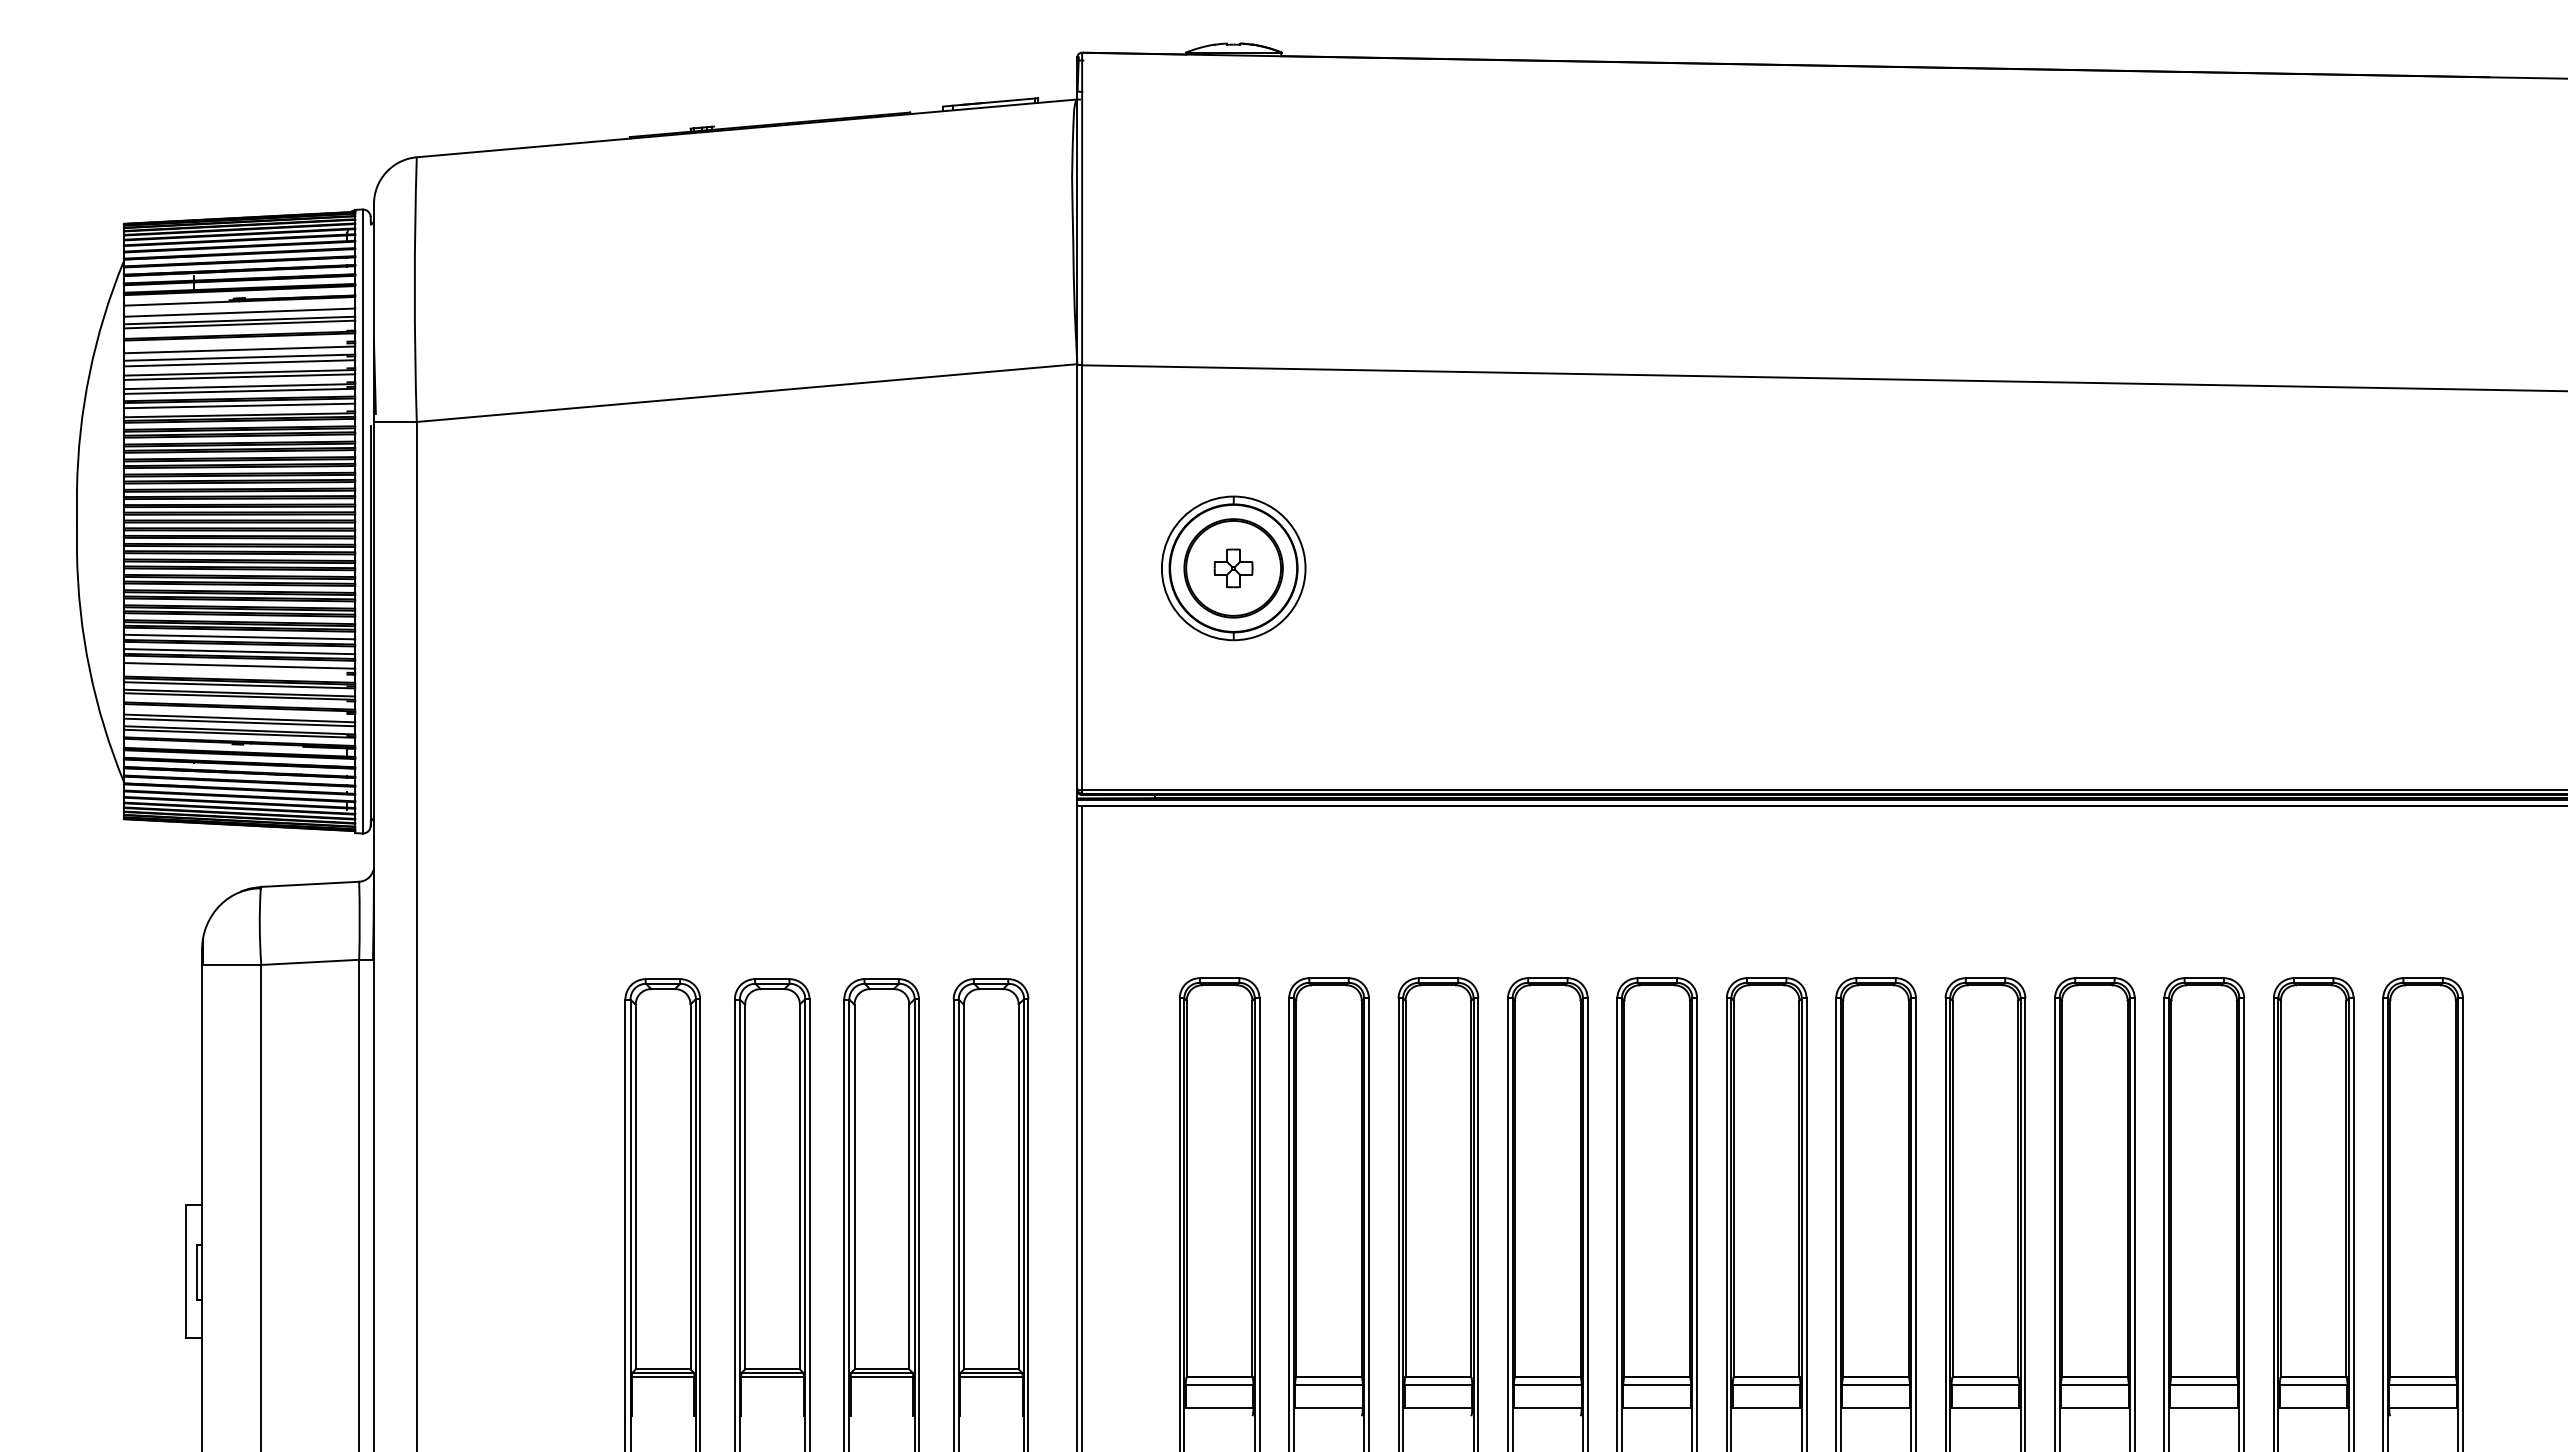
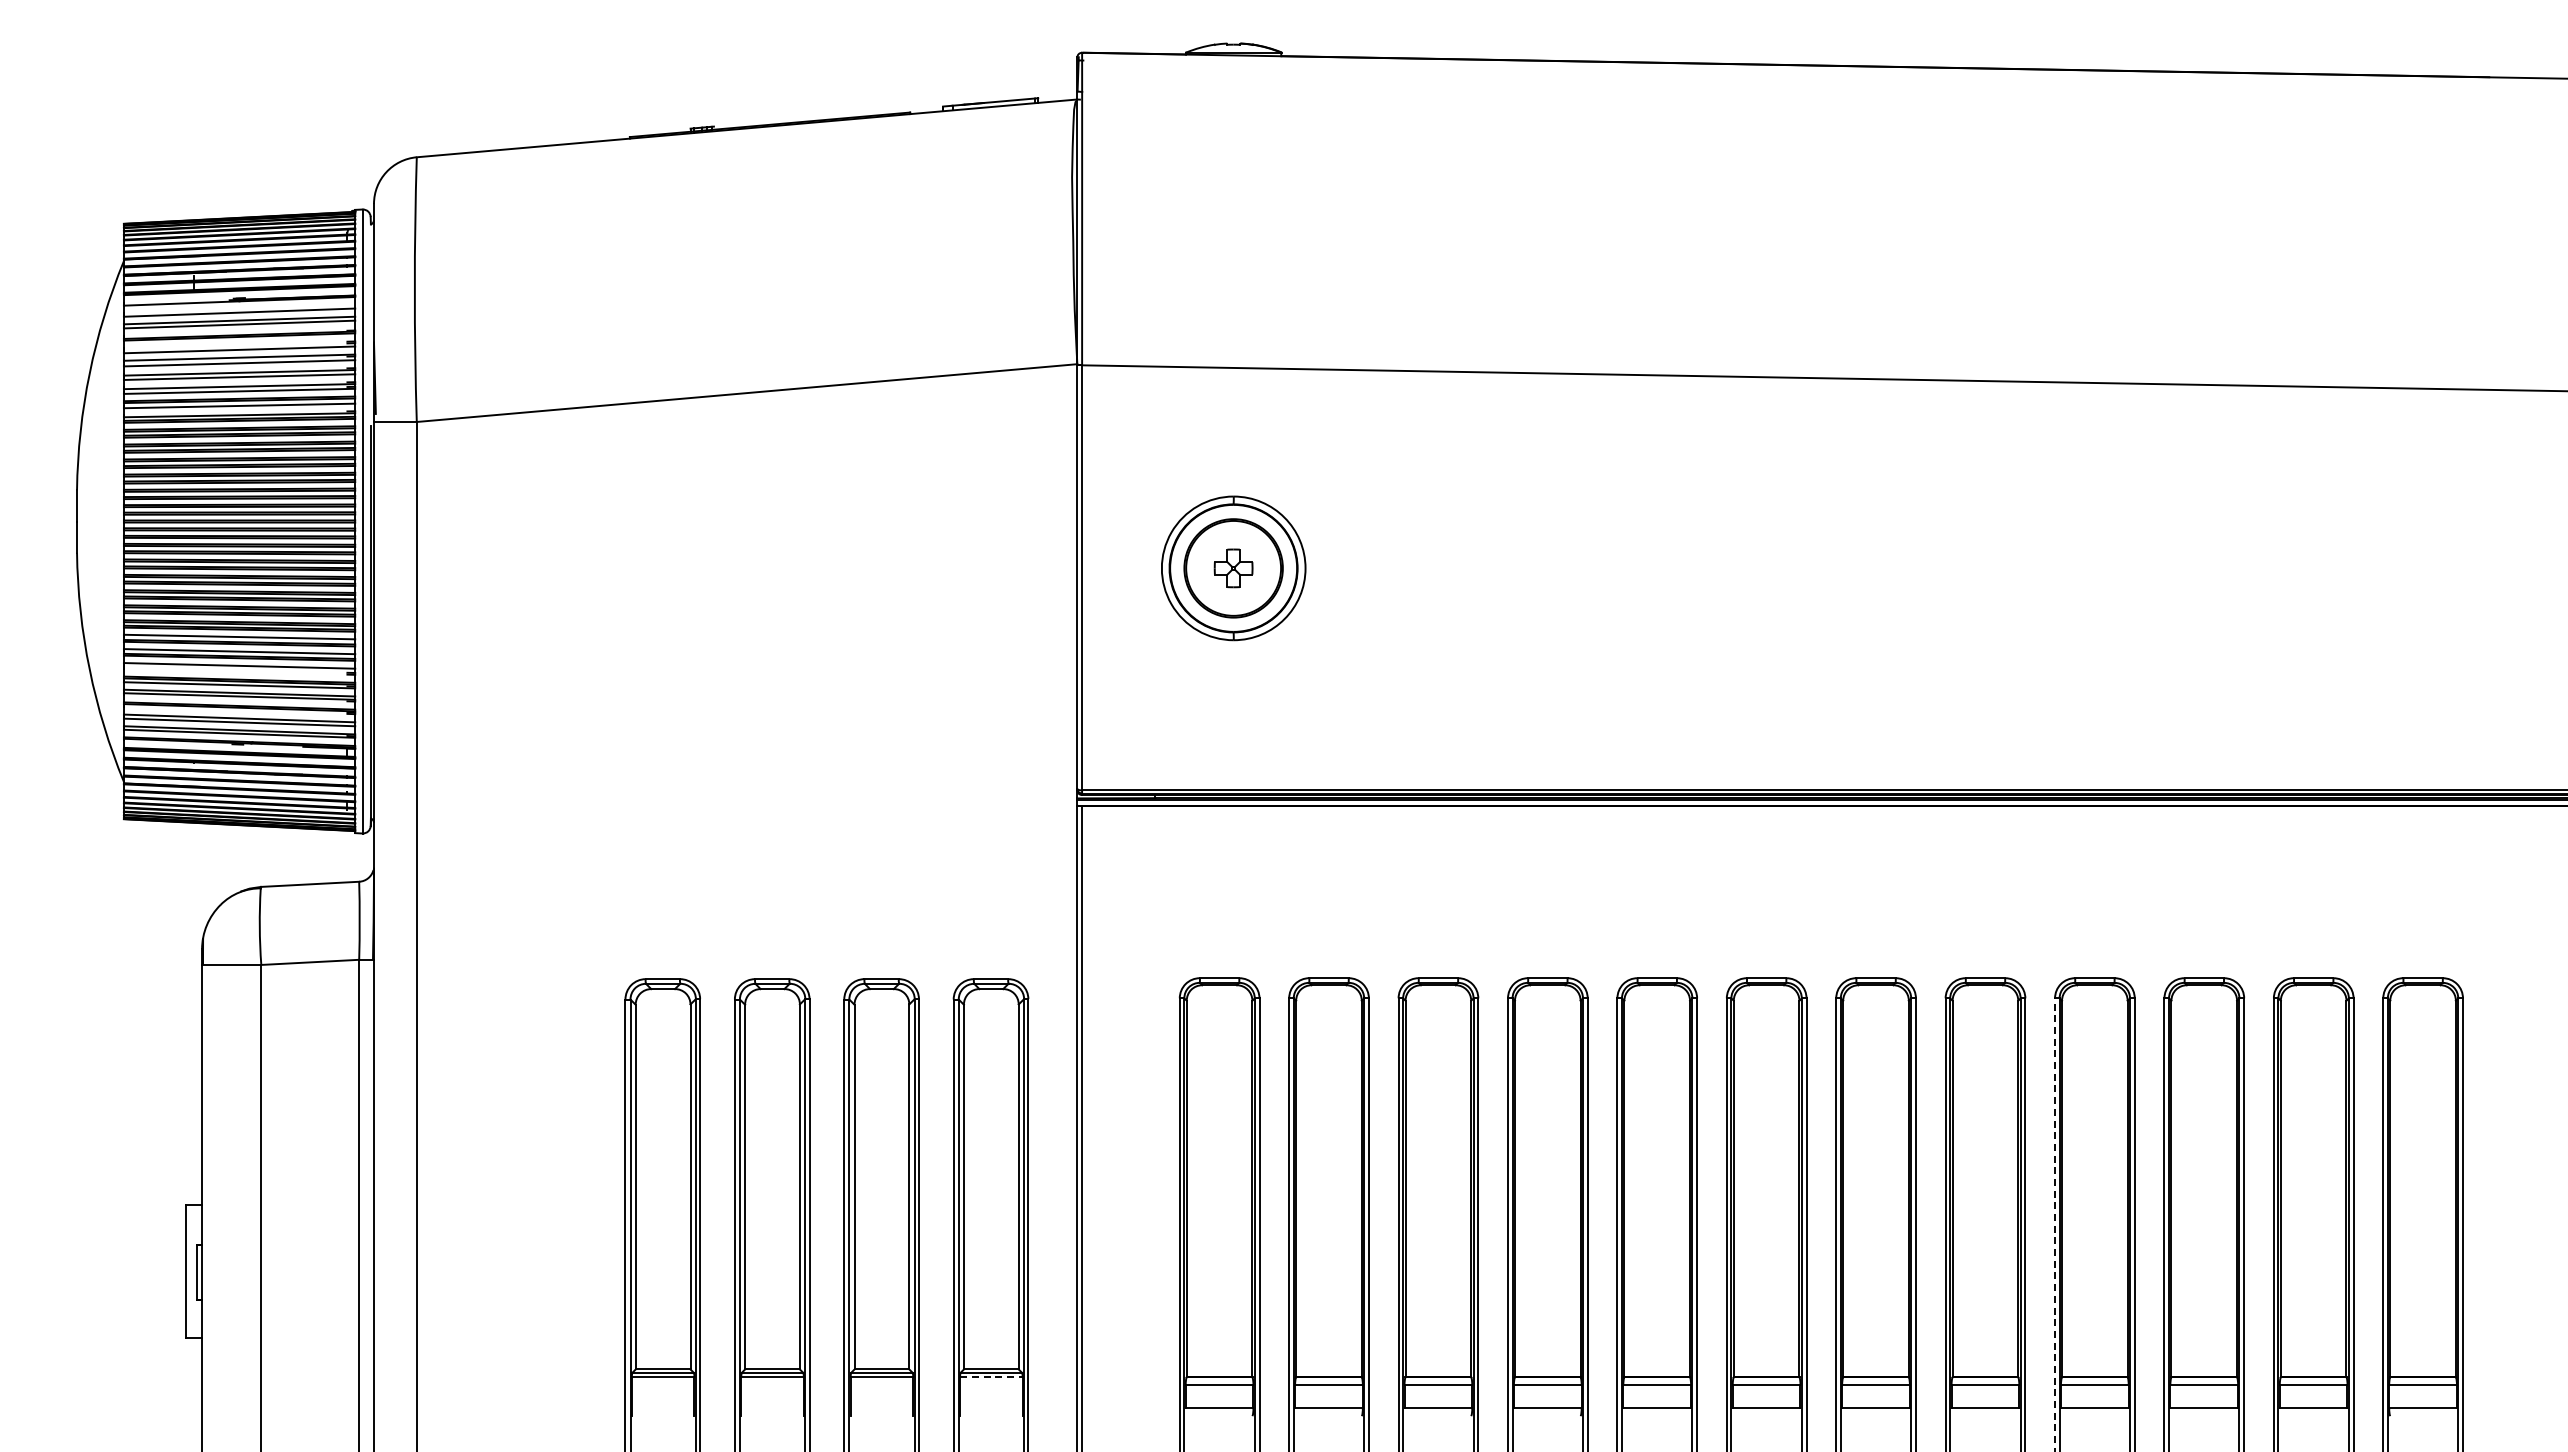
line: solid -> dashed (2055, 1224)
line: solid -> dashed (991, 1377)
